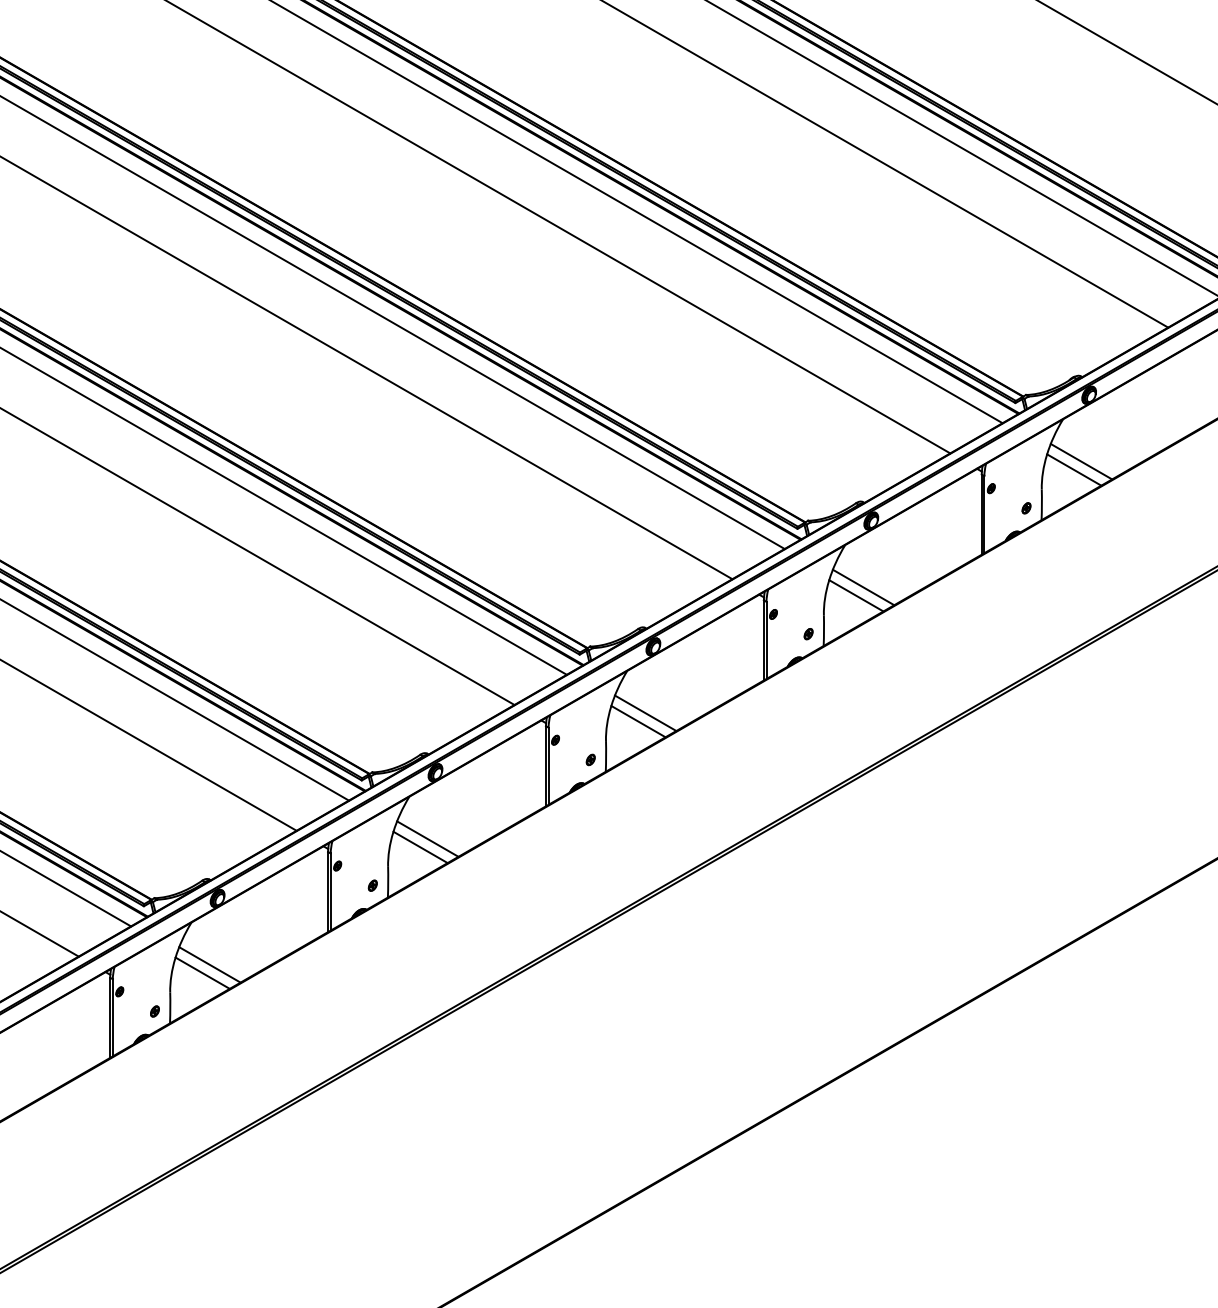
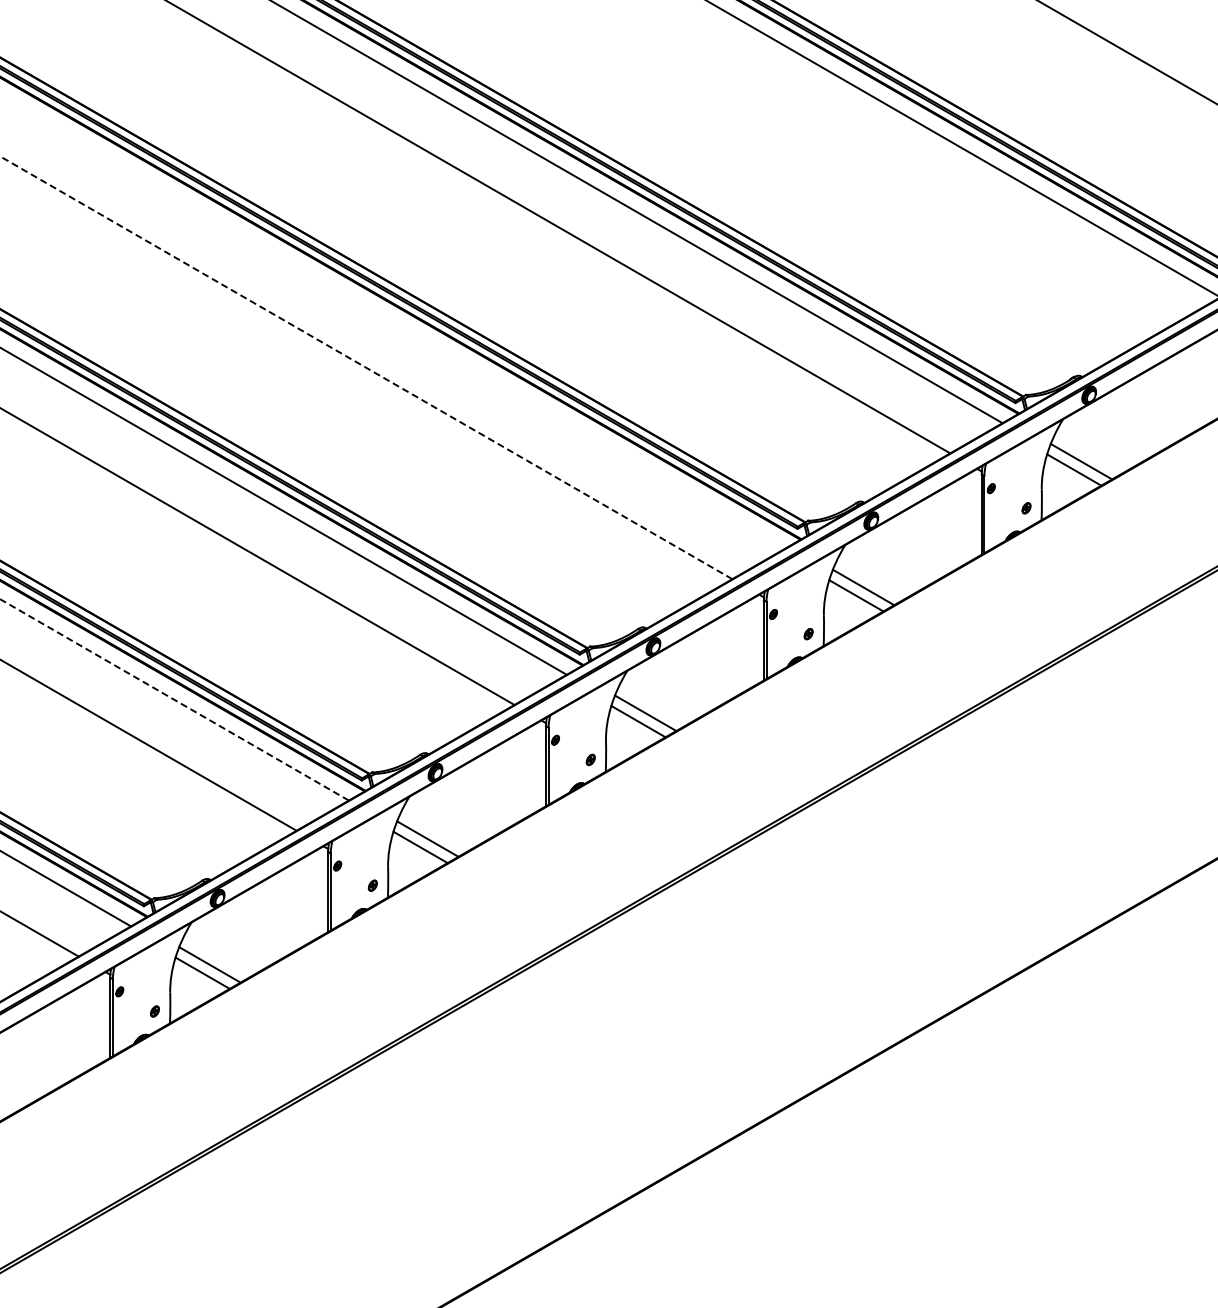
line: present -> none (886, 164)
line: present -> none (393, 323)
line: solid -> dashed (366, 367)
line: solid -> dashed (174, 700)
